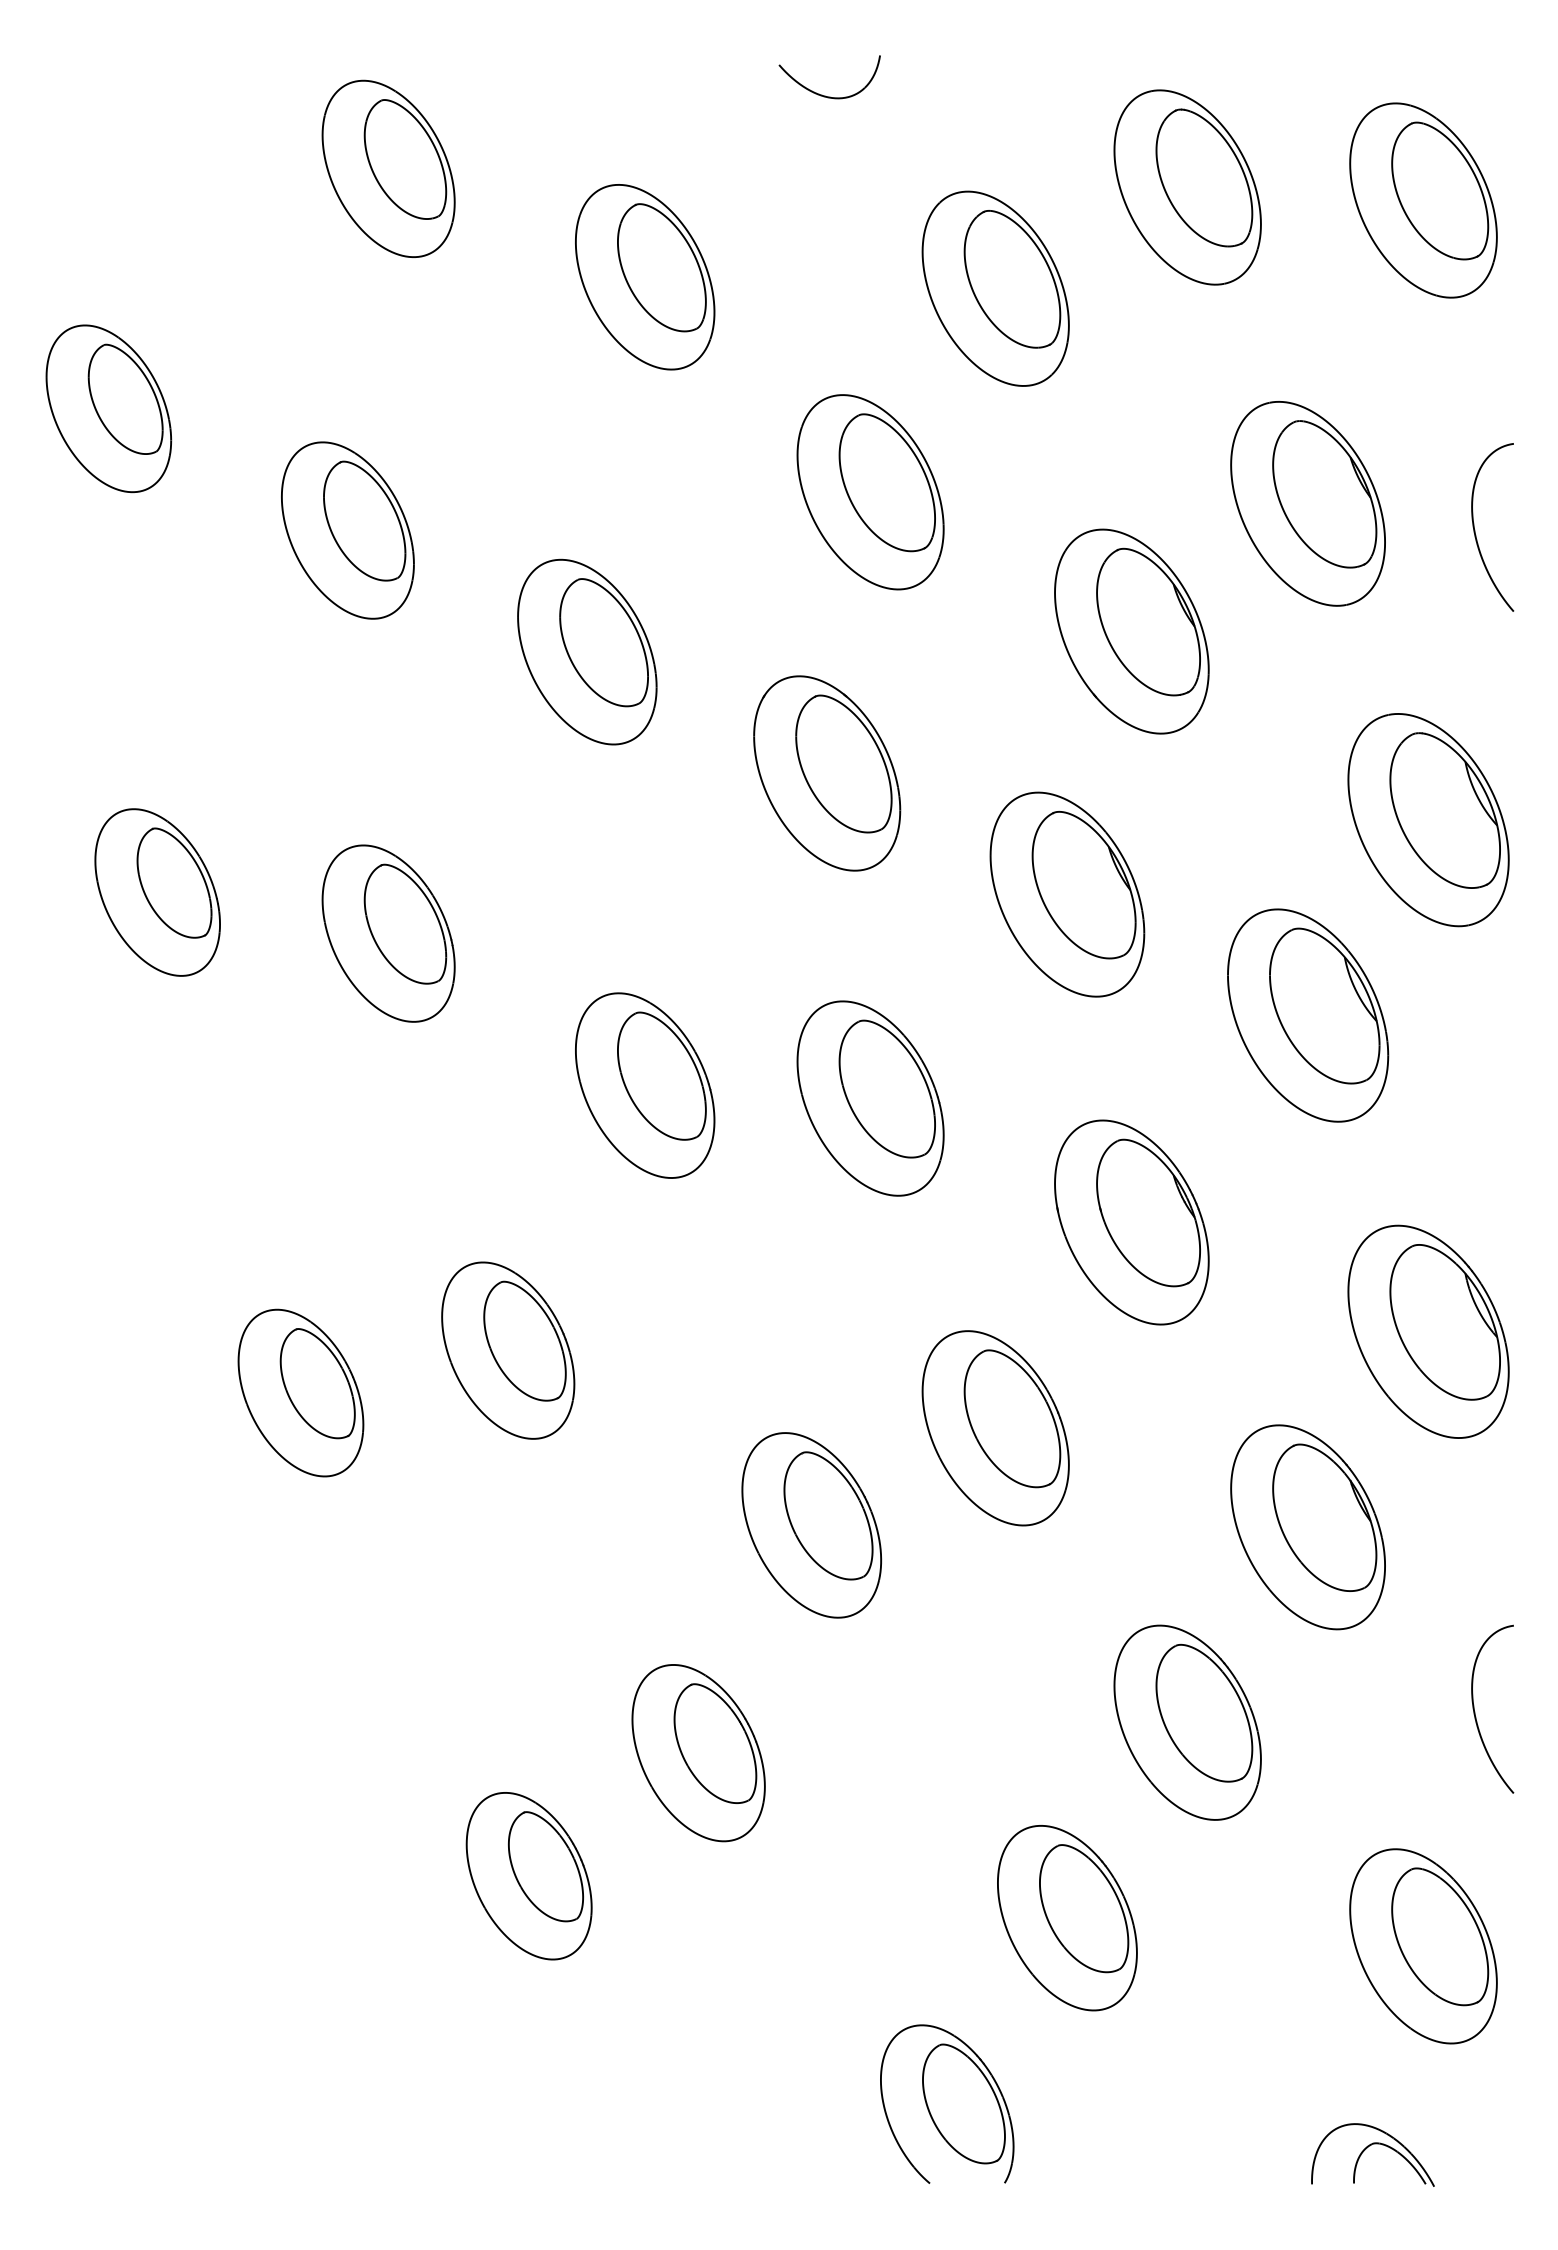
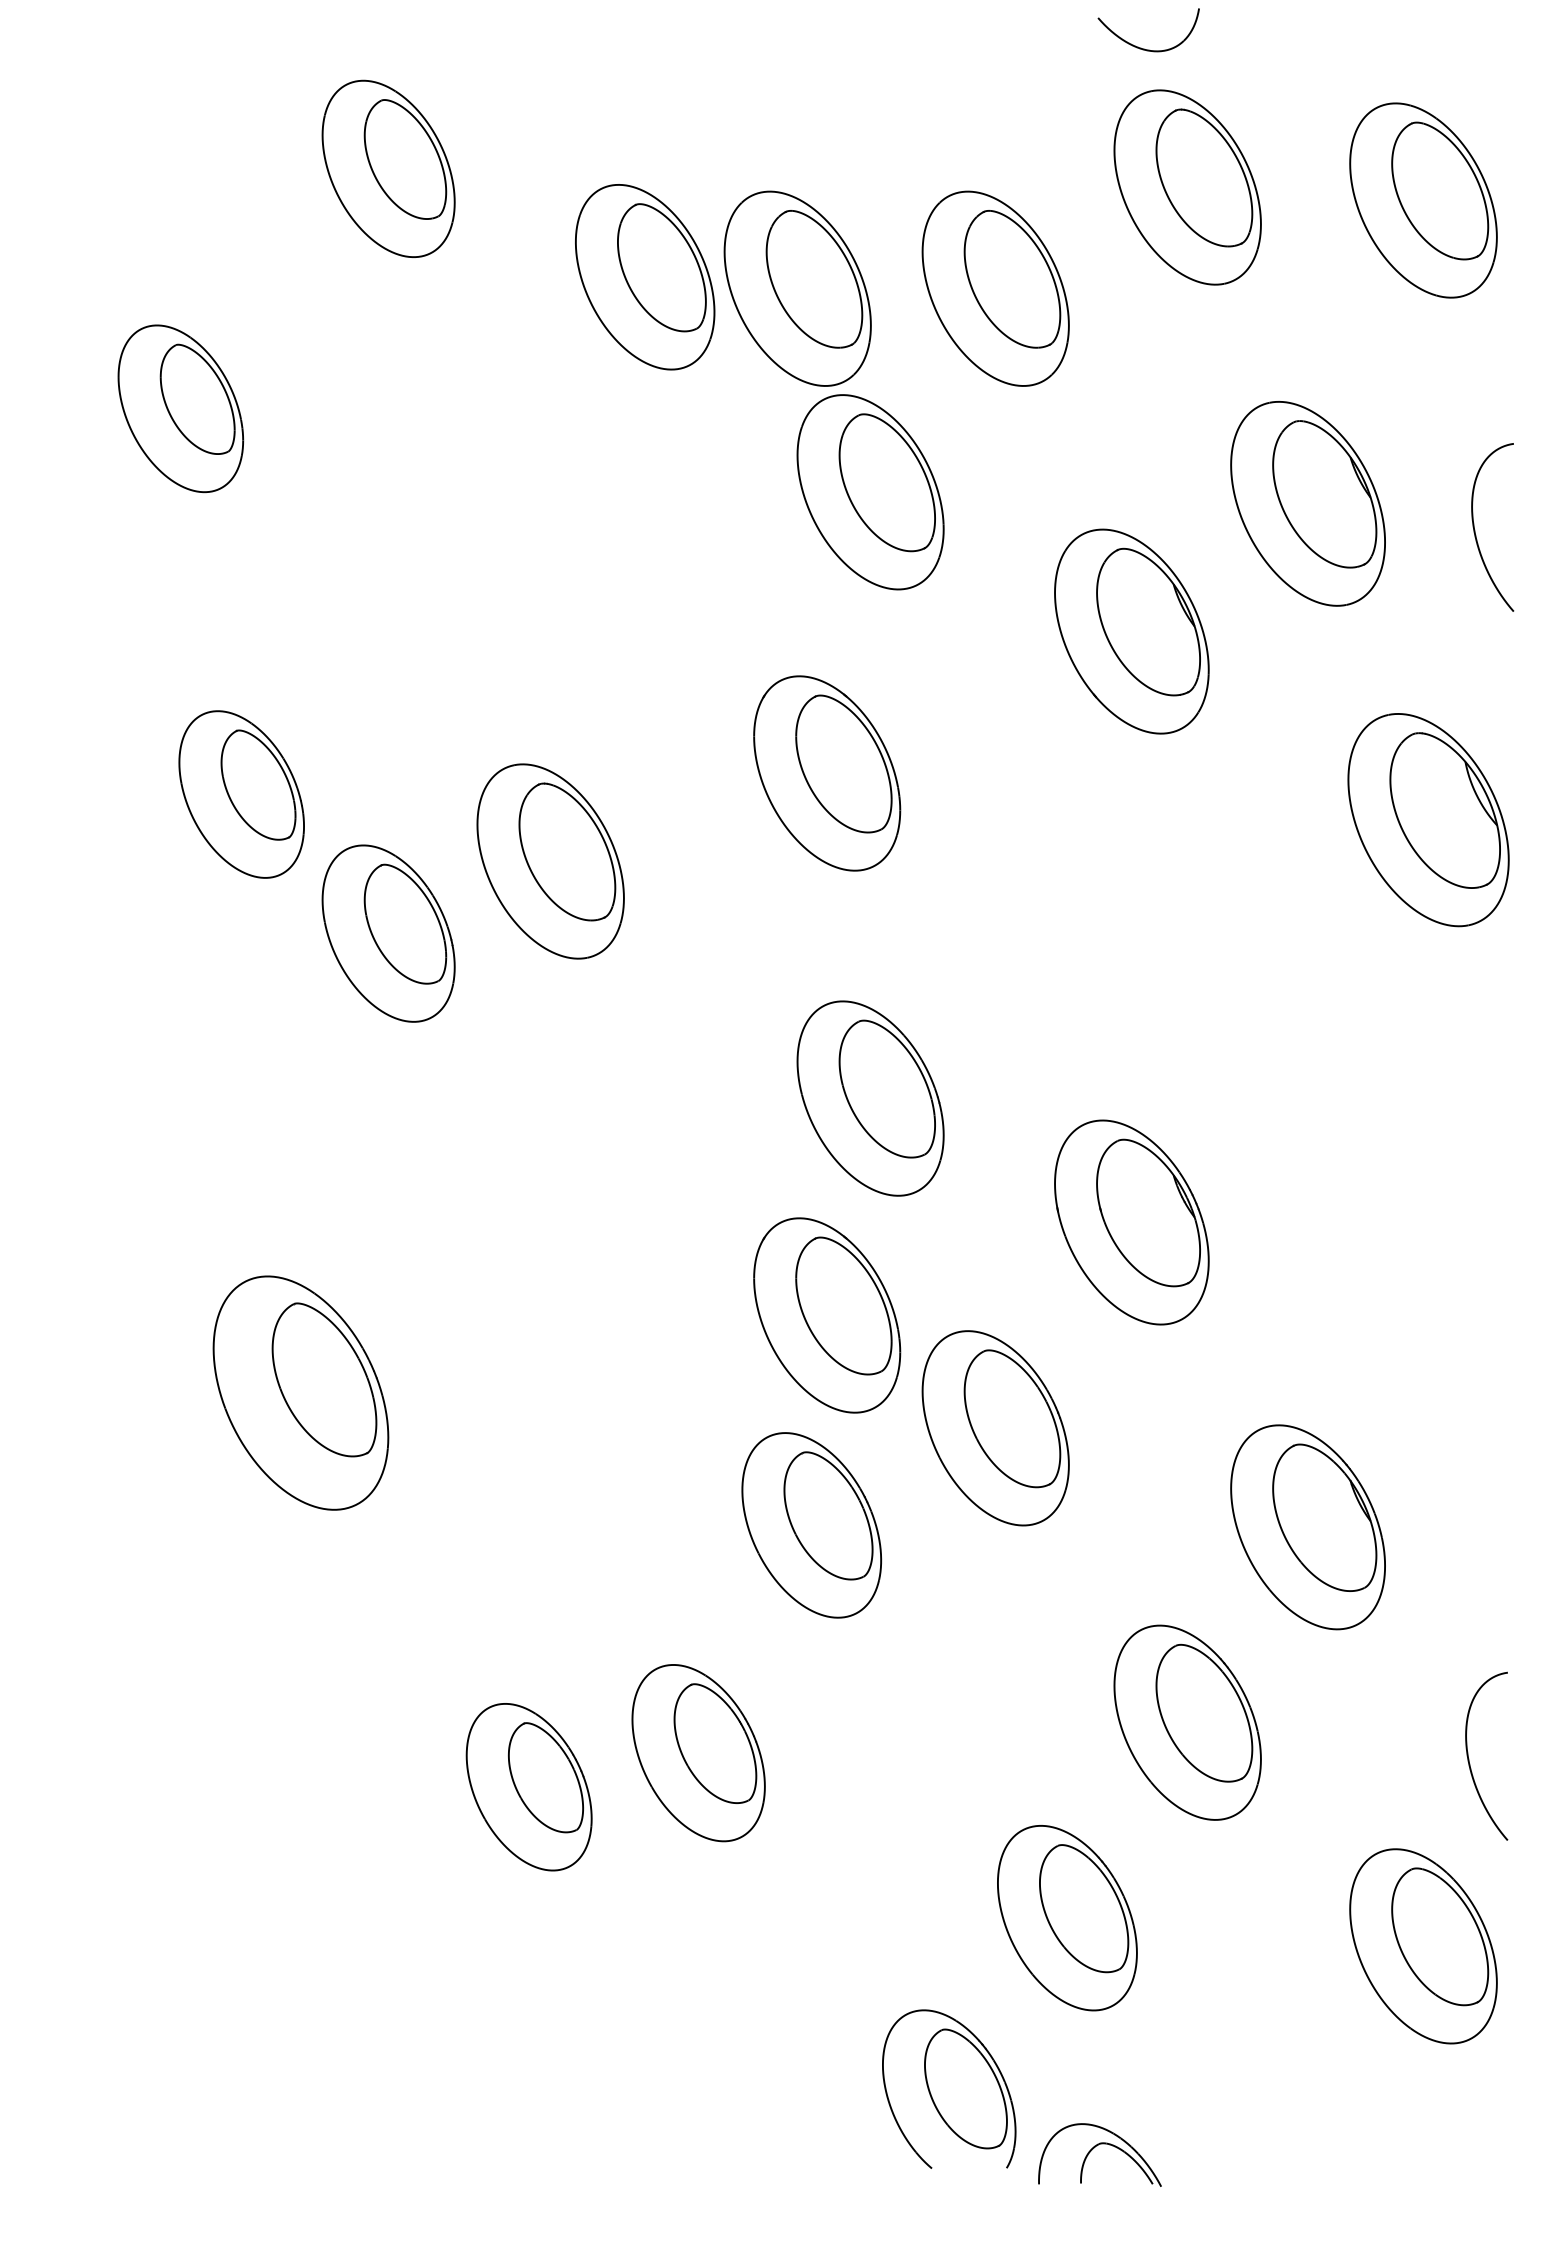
part position: (822, 94) -> (1141, 47) (1141, 47)
part: none -> present (797, 288)
part position: (108, 408) -> (180, 408) (180, 408)
part: present -> none (347, 530)
part: present -> none (587, 651)
part: none -> present (550, 861)
part position: (157, 892) -> (241, 794) (241, 794)
part: present -> none (1067, 894)
part: present -> none (1308, 1015)
part: present -> none (645, 1085)
part: none -> present (827, 1315)
part: present -> none (1428, 1331)
part: present -> none (508, 1350)
part size: 128x170 px -> 178x236 px (300, 1392)
curve position: (1475, 1711) -> (1469, 1758) (1469, 1758)
part position: (528, 1876) -> (528, 1787) (528, 1787)
part position: (947, 2103) -> (949, 2088) (949, 2088)
part position: (1367, 2148) -> (1094, 2148) (1094, 2148)
